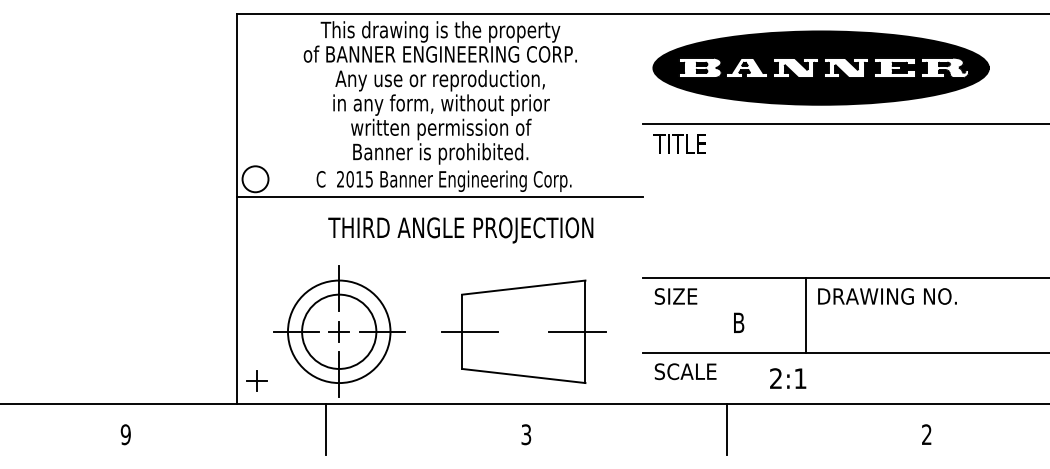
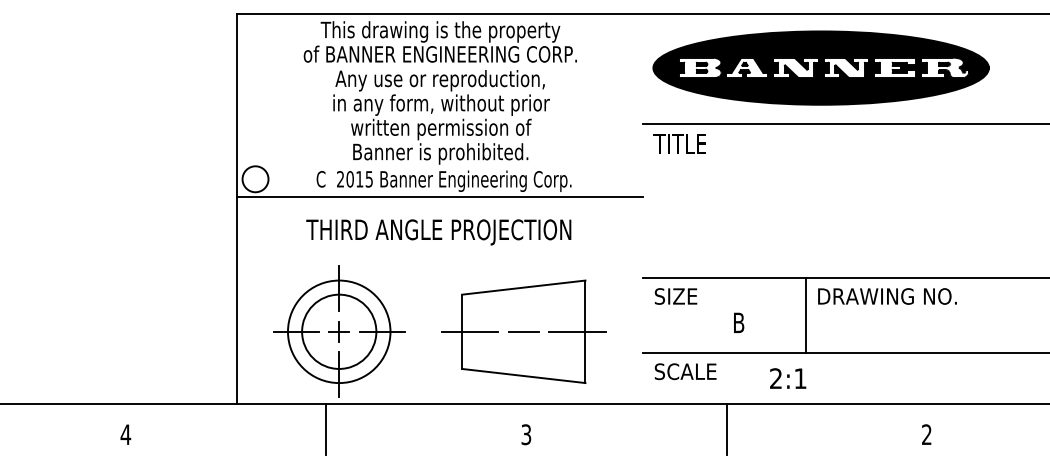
text position: (460, 230) -> (438, 232) (438, 232)
line: none -> present (523, 331)
part: present -> none (256, 380)
text: 9 -> 4 (125, 434)
